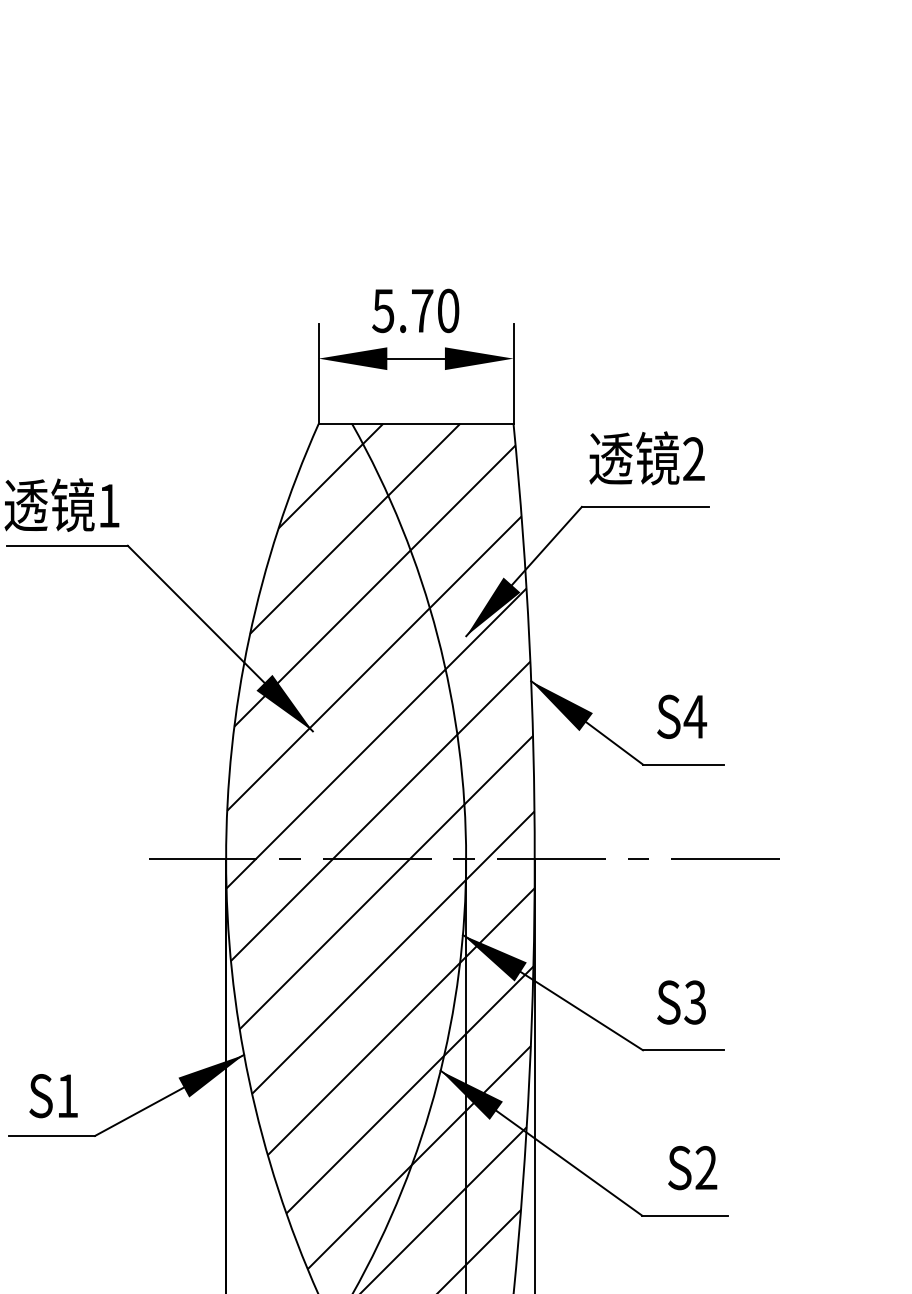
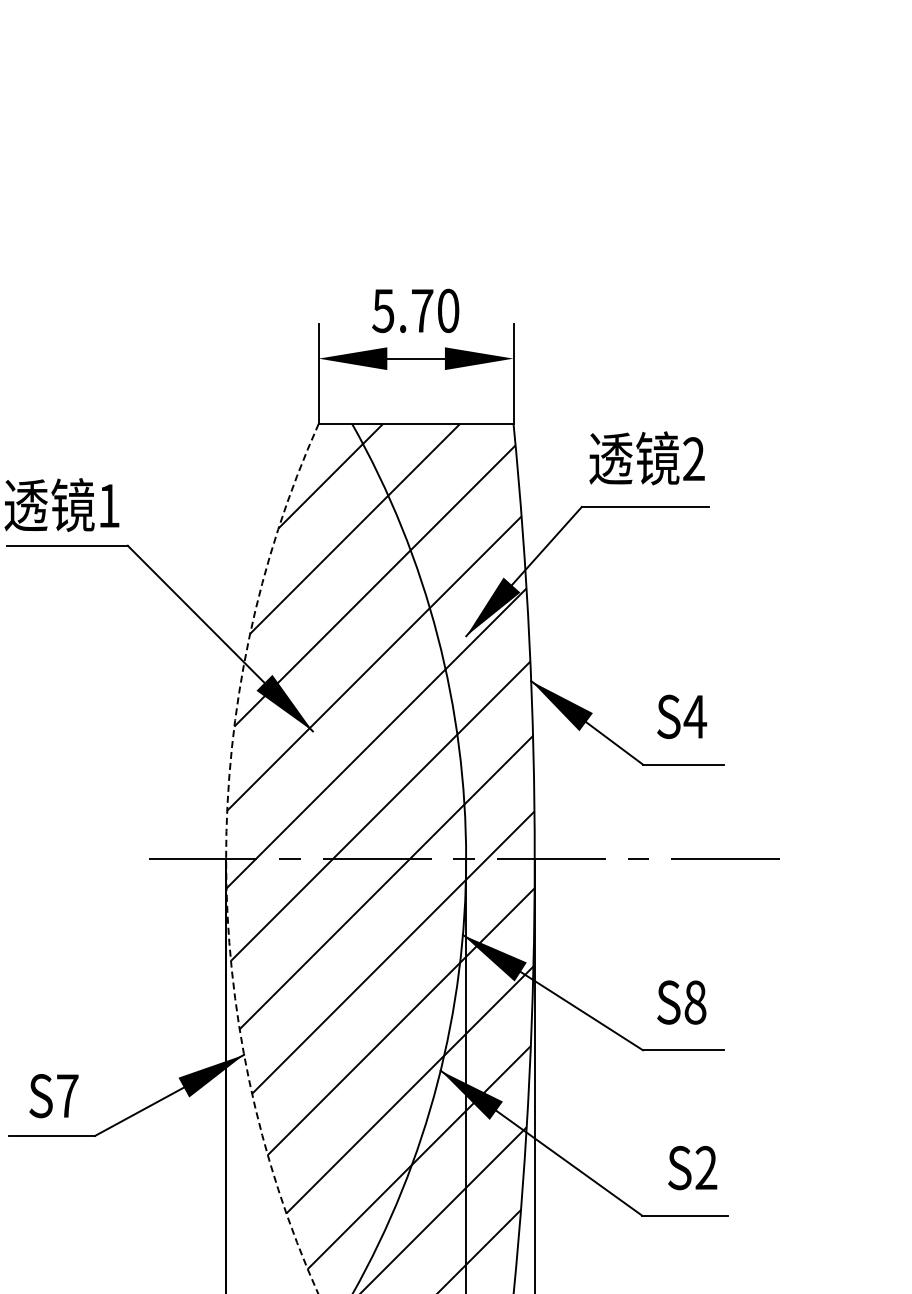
arc: solid -> dashed (226, 859)
text: S3 -> S8 (695, 1002)
text: S1 -> S7 (67, 1095)
